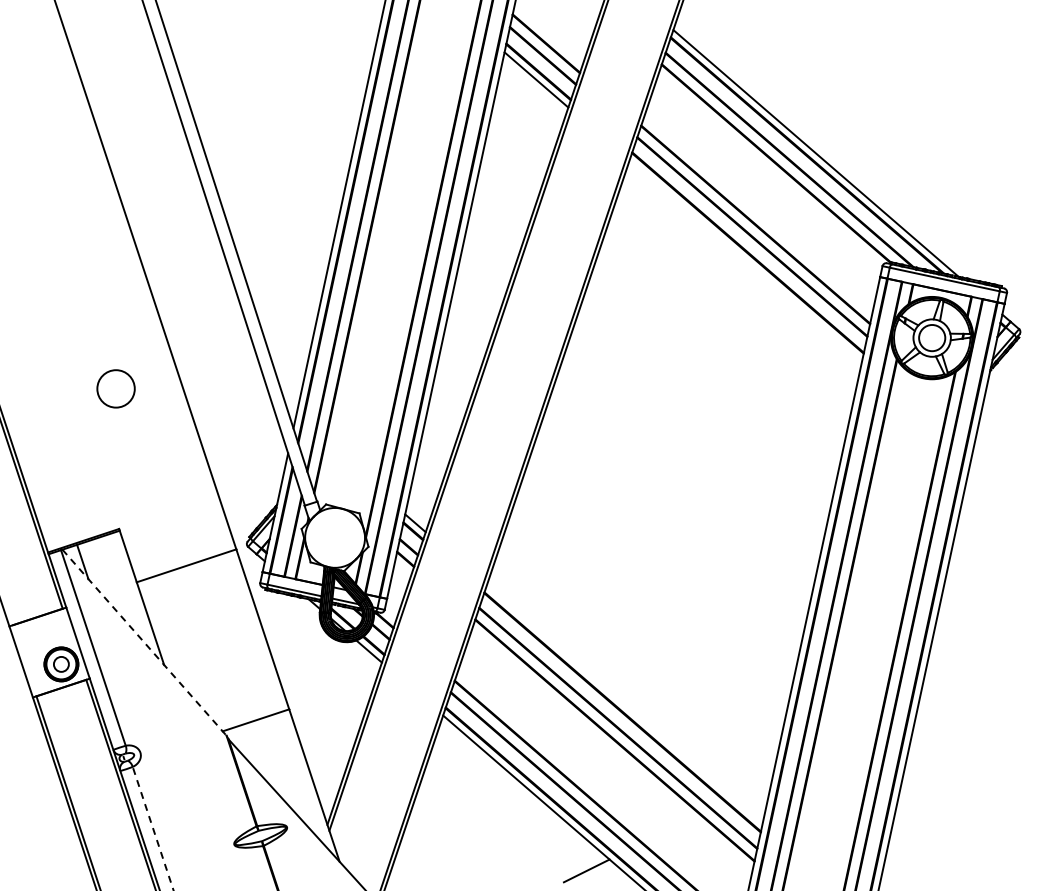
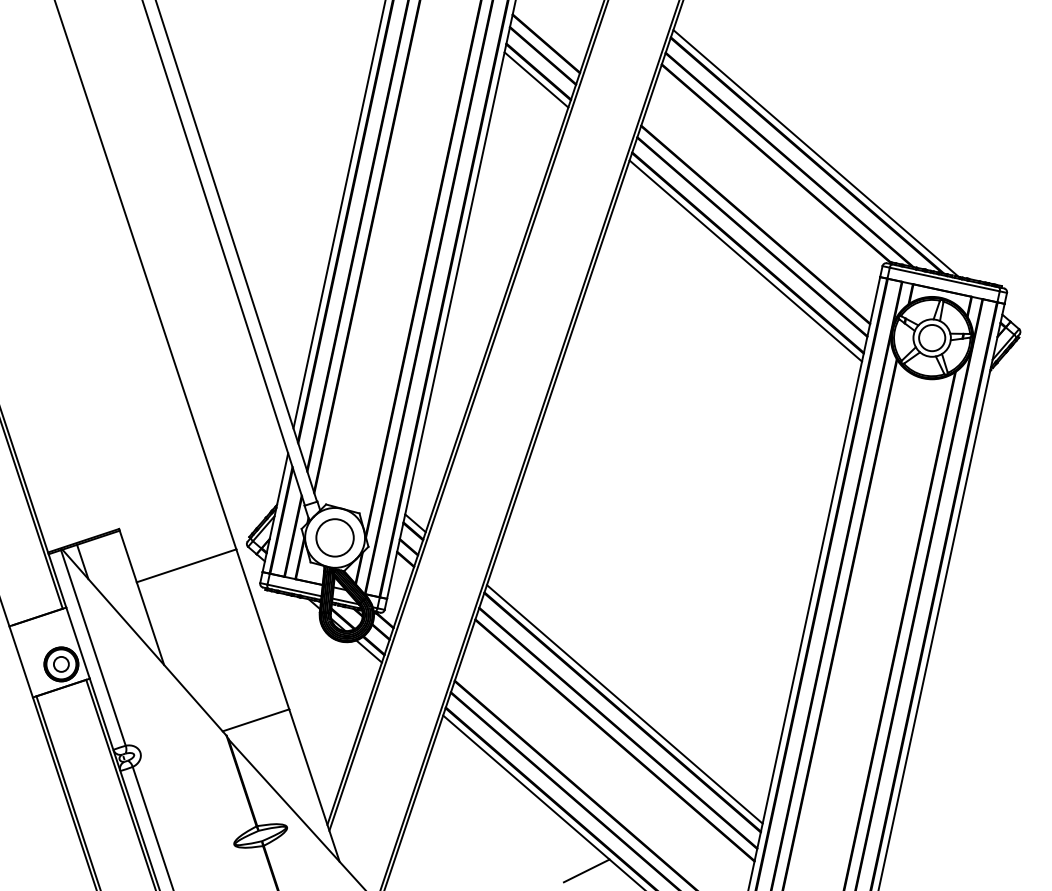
line: none -> present (745, 260)
circle position: (115, 388) -> (334, 537) (334, 537)
line: dashed -> solid (144, 643)
line: none -> present (624, 704)
line: dashed -> solid (153, 828)
